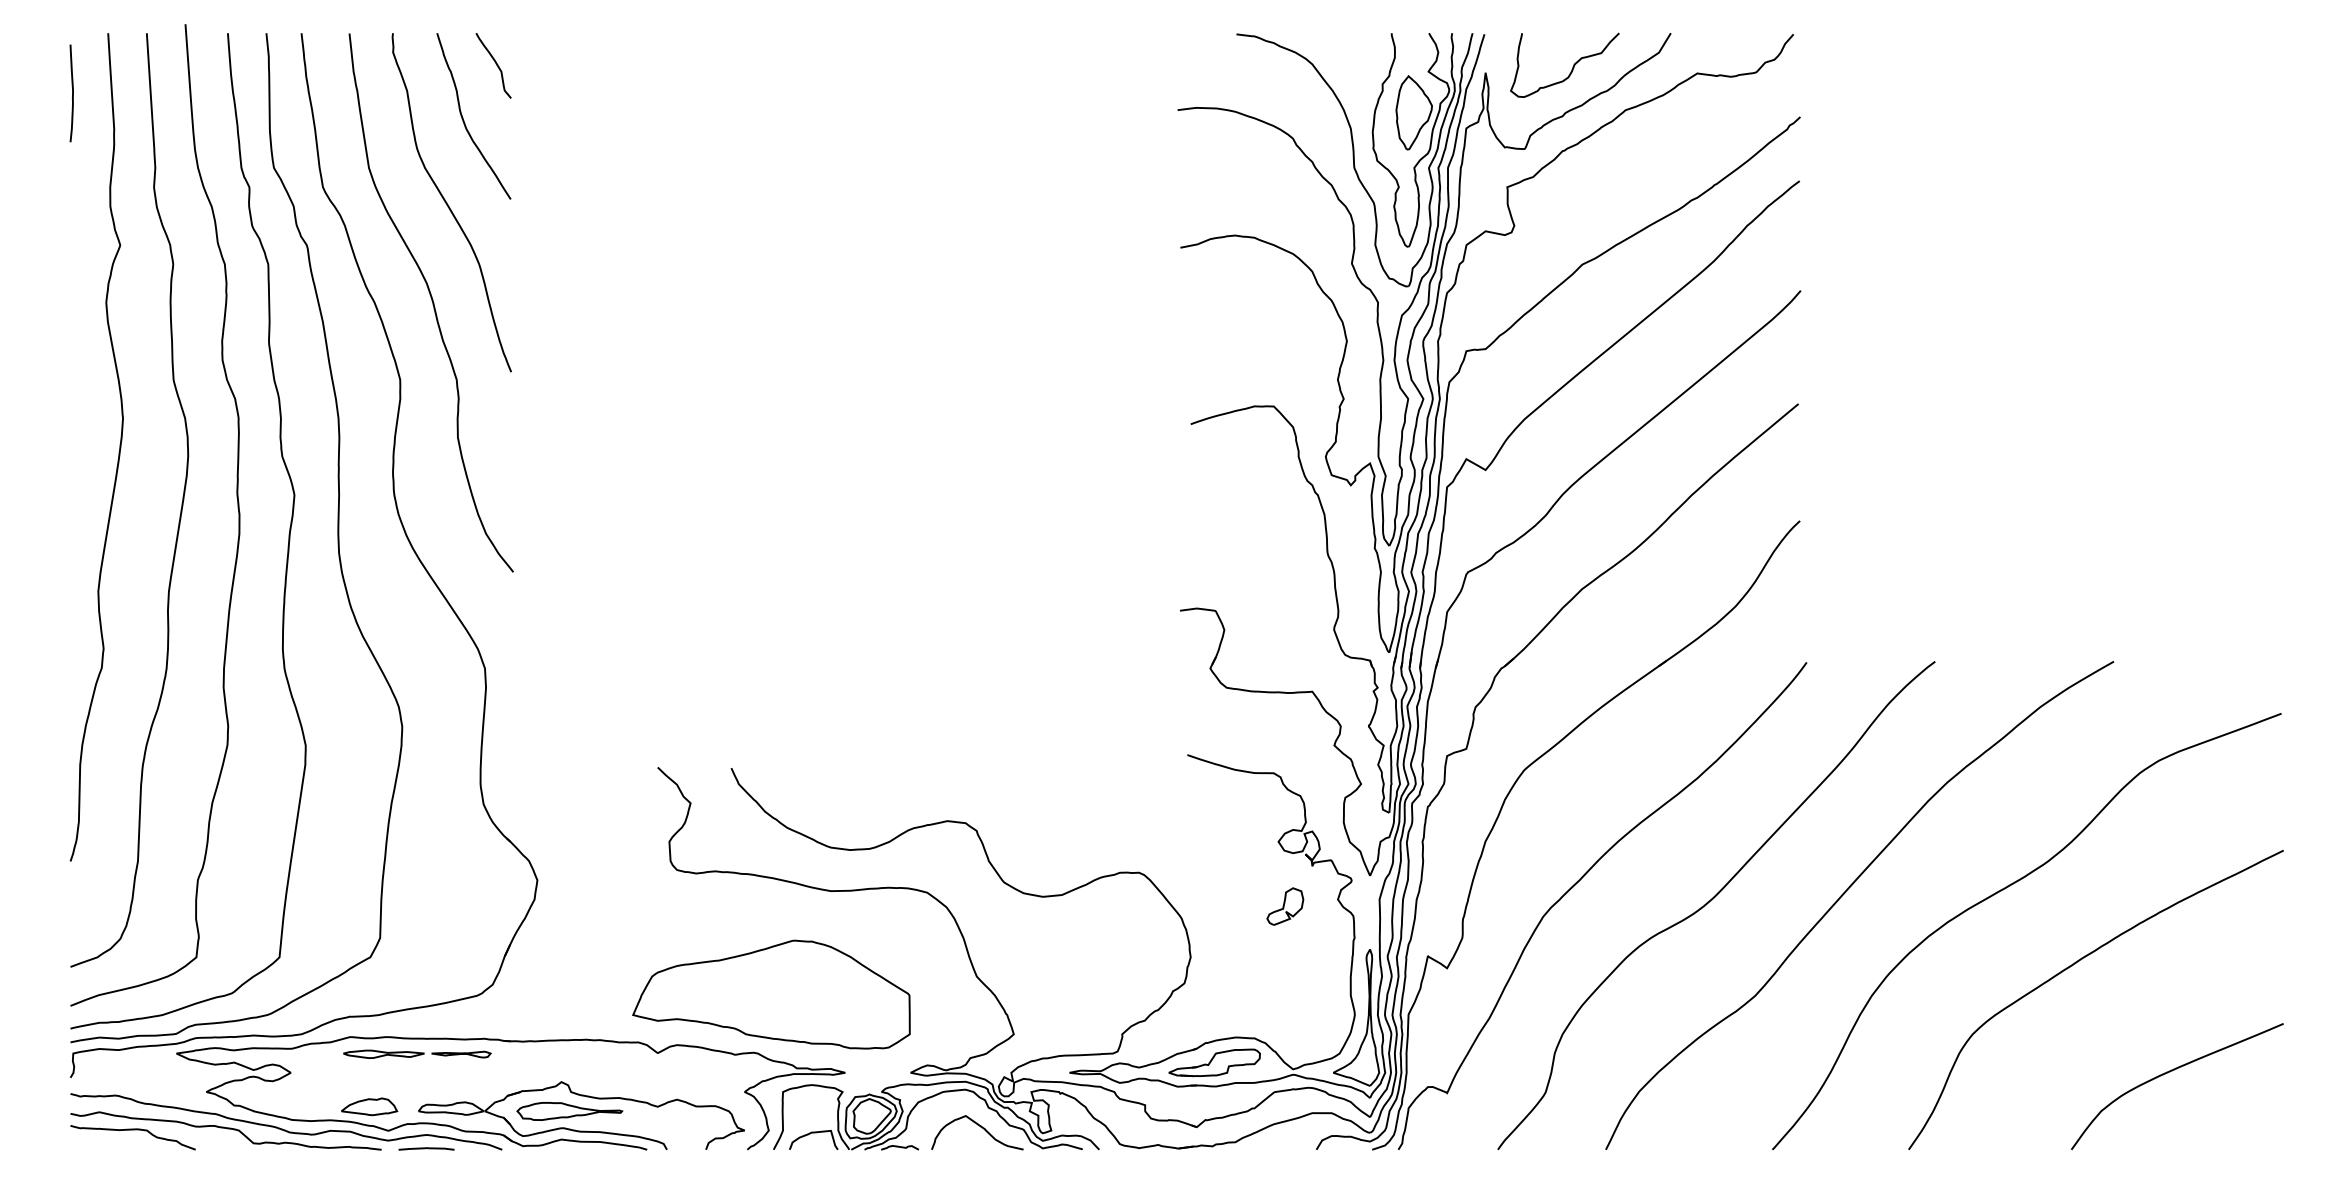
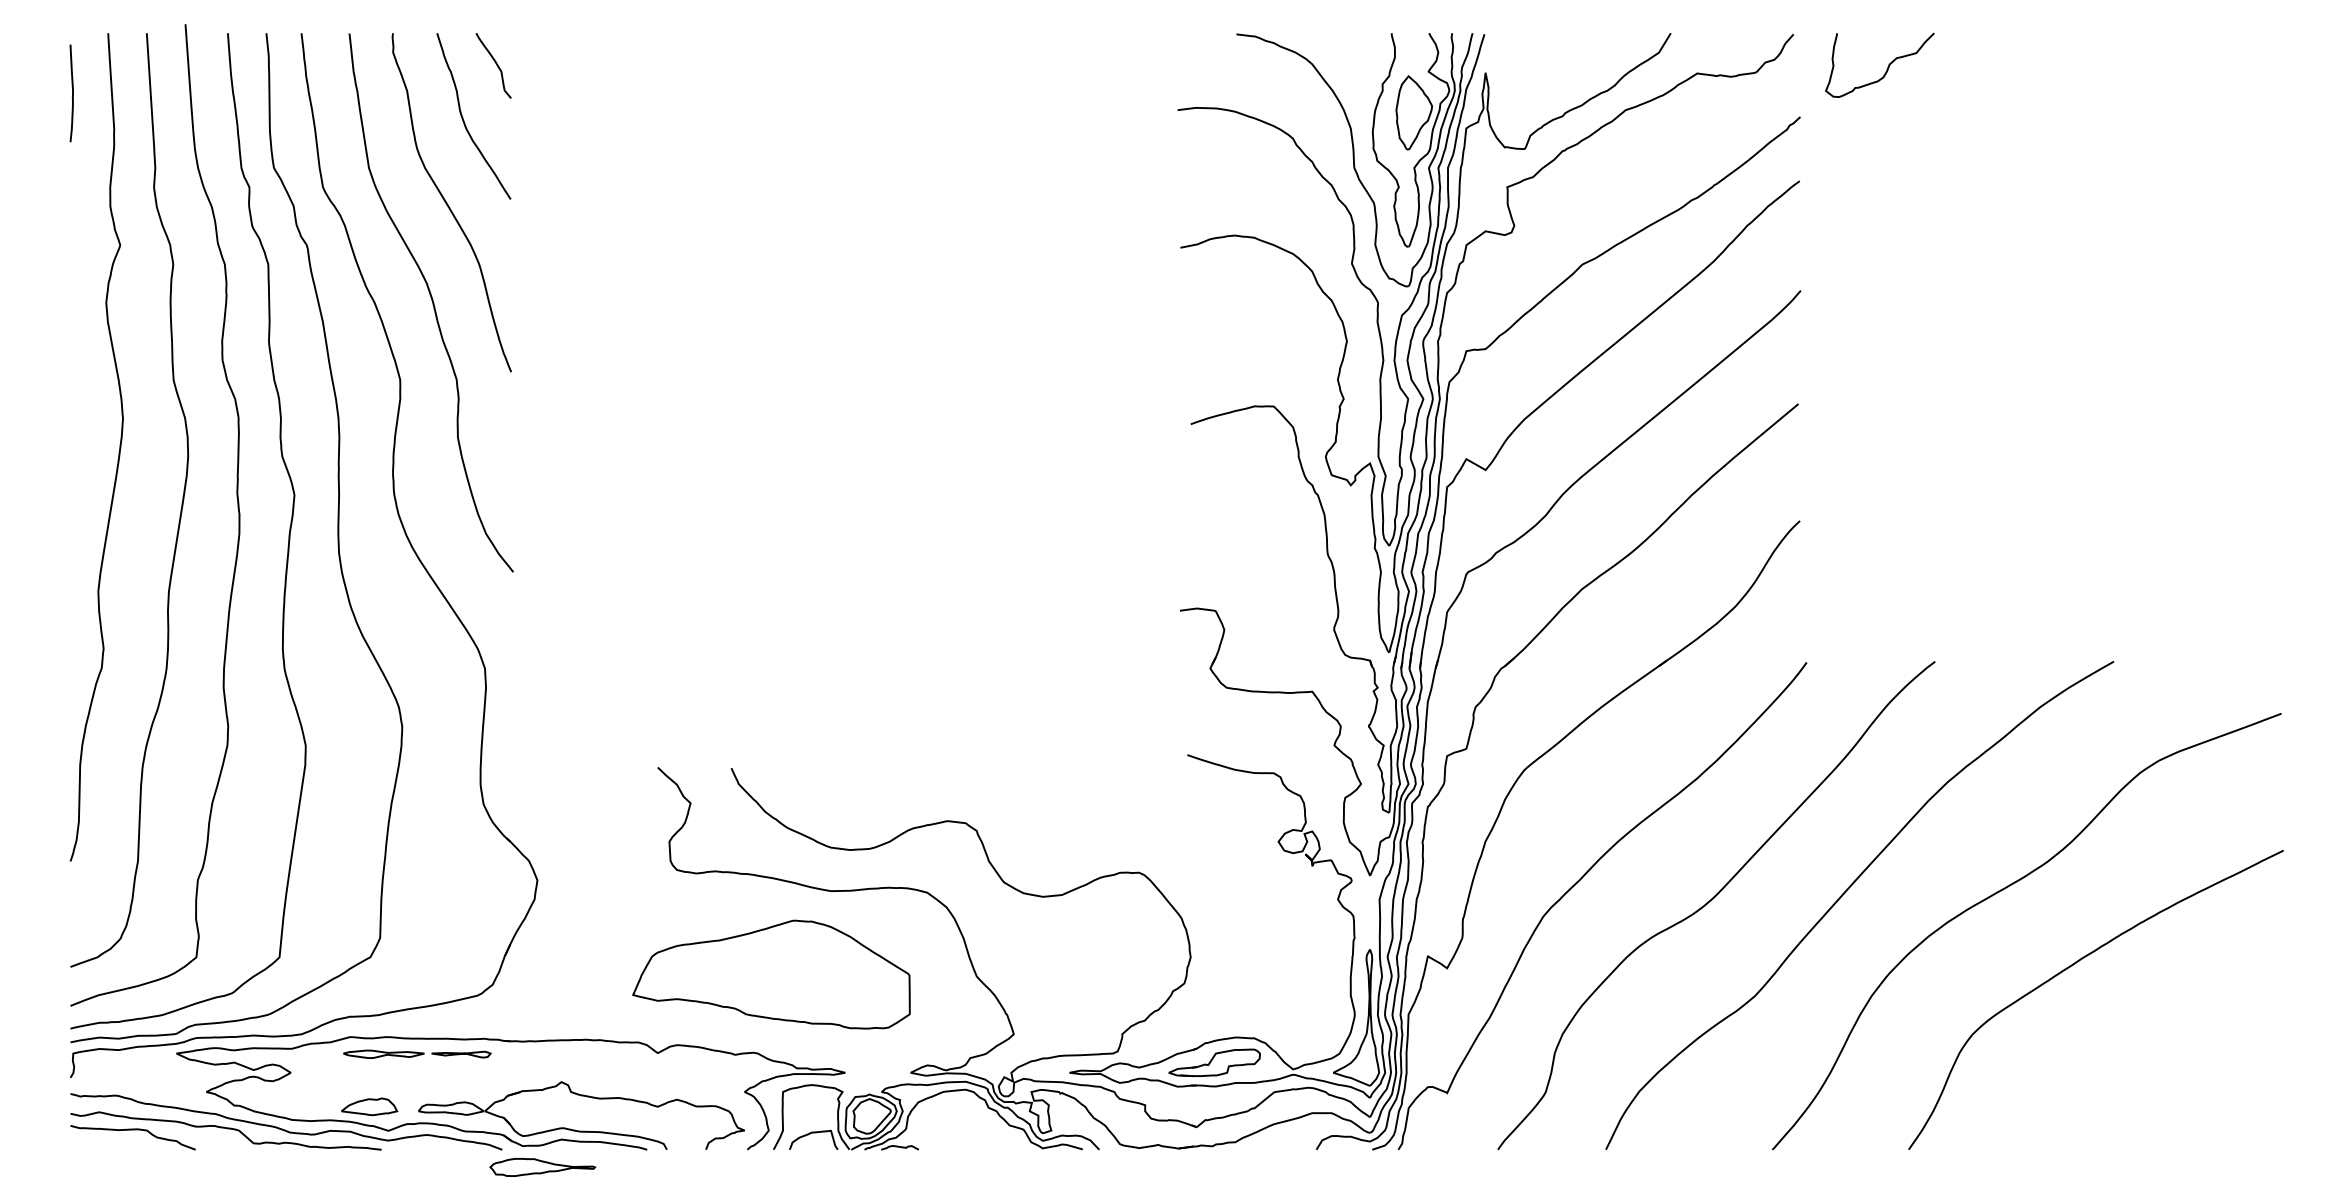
curve position: (1572, 66) -> (1887, 66) (1887, 66)
part: present -> none (1285, 906)
part position: (771, 994) -> (771, 974) (771, 974)
curve: present -> none (2170, 1072)
part position: (569, 1111) -> (542, 1167) (542, 1167)
curve: present -> none (980, 1127)
line: present -> none (426, 1148)
